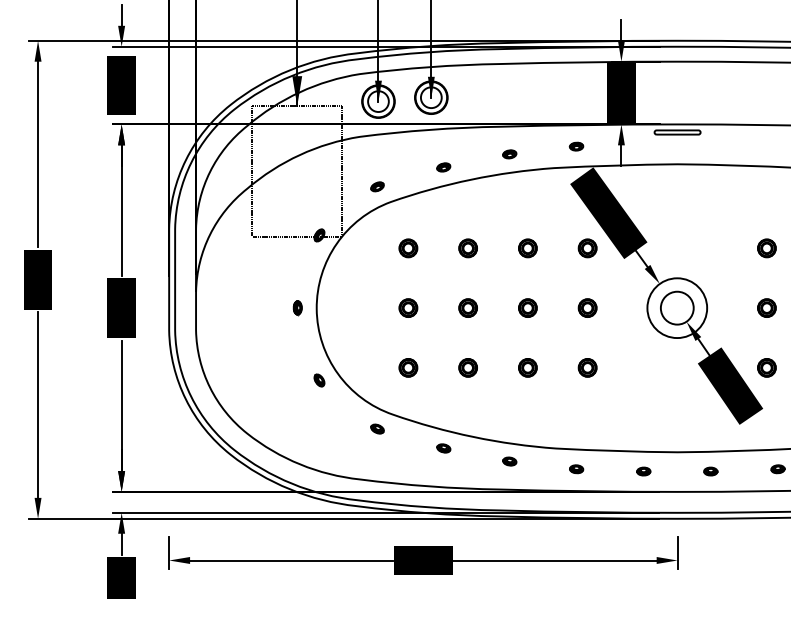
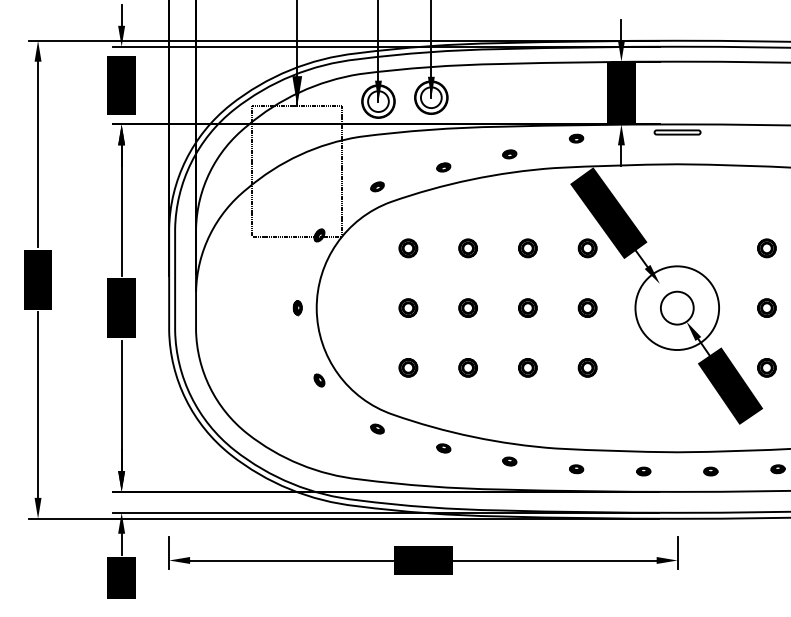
part position: (576, 146) -> (576, 138) (576, 138)
circle diameter: 60 px -> 84 px (677, 308)
